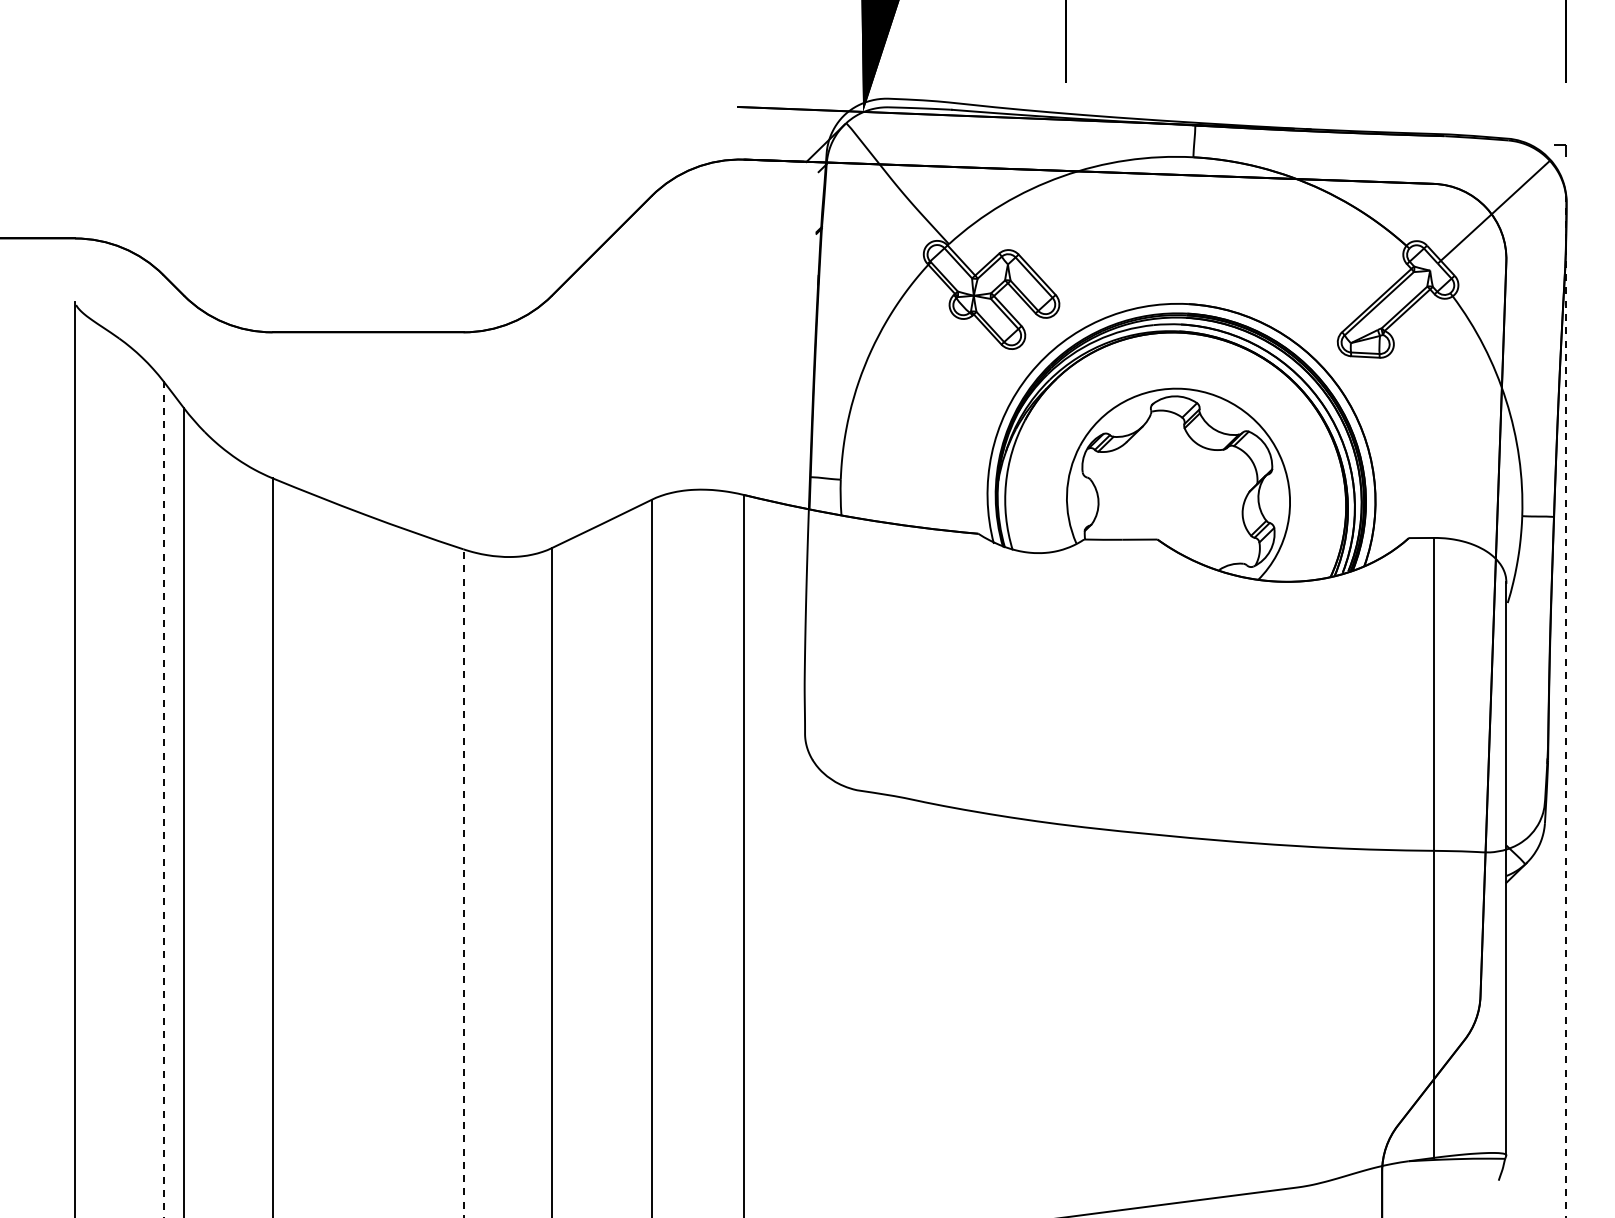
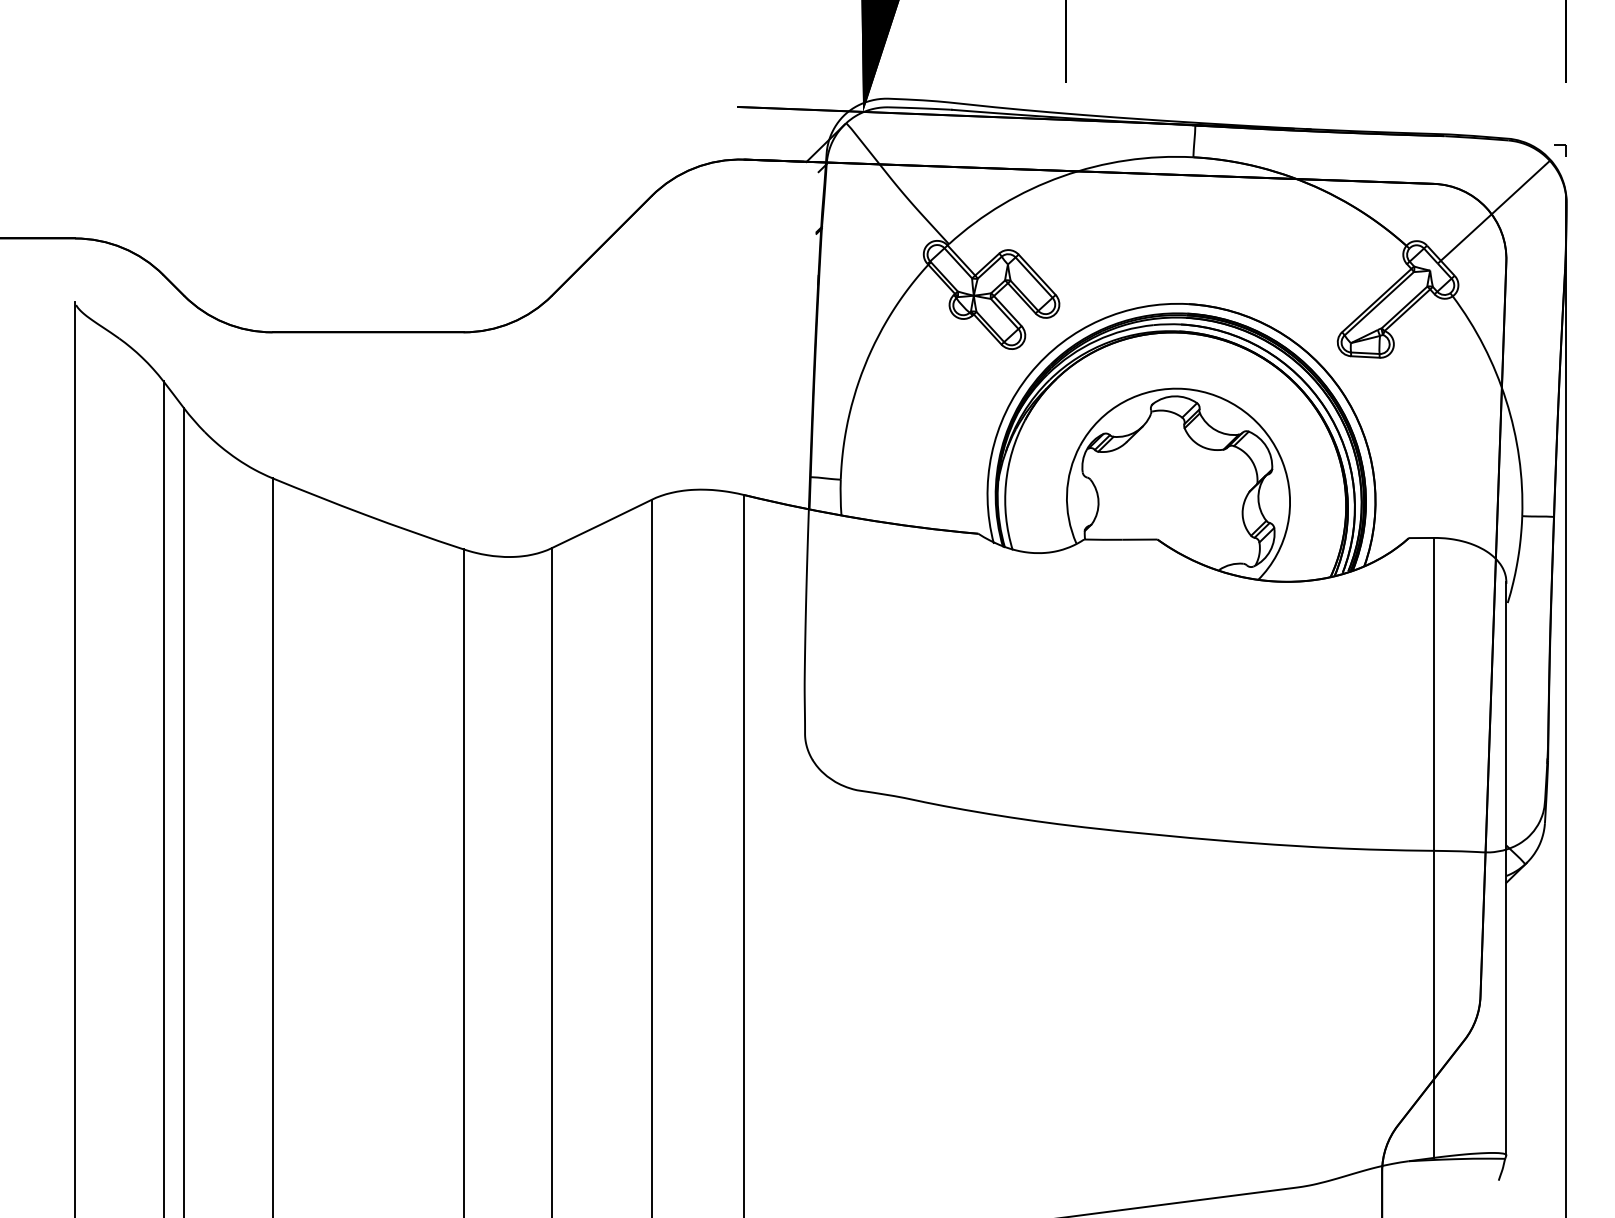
line: dashed -> solid (1566, 706)
line: dashed -> solid (163, 799)
line: dashed -> solid (463, 883)
